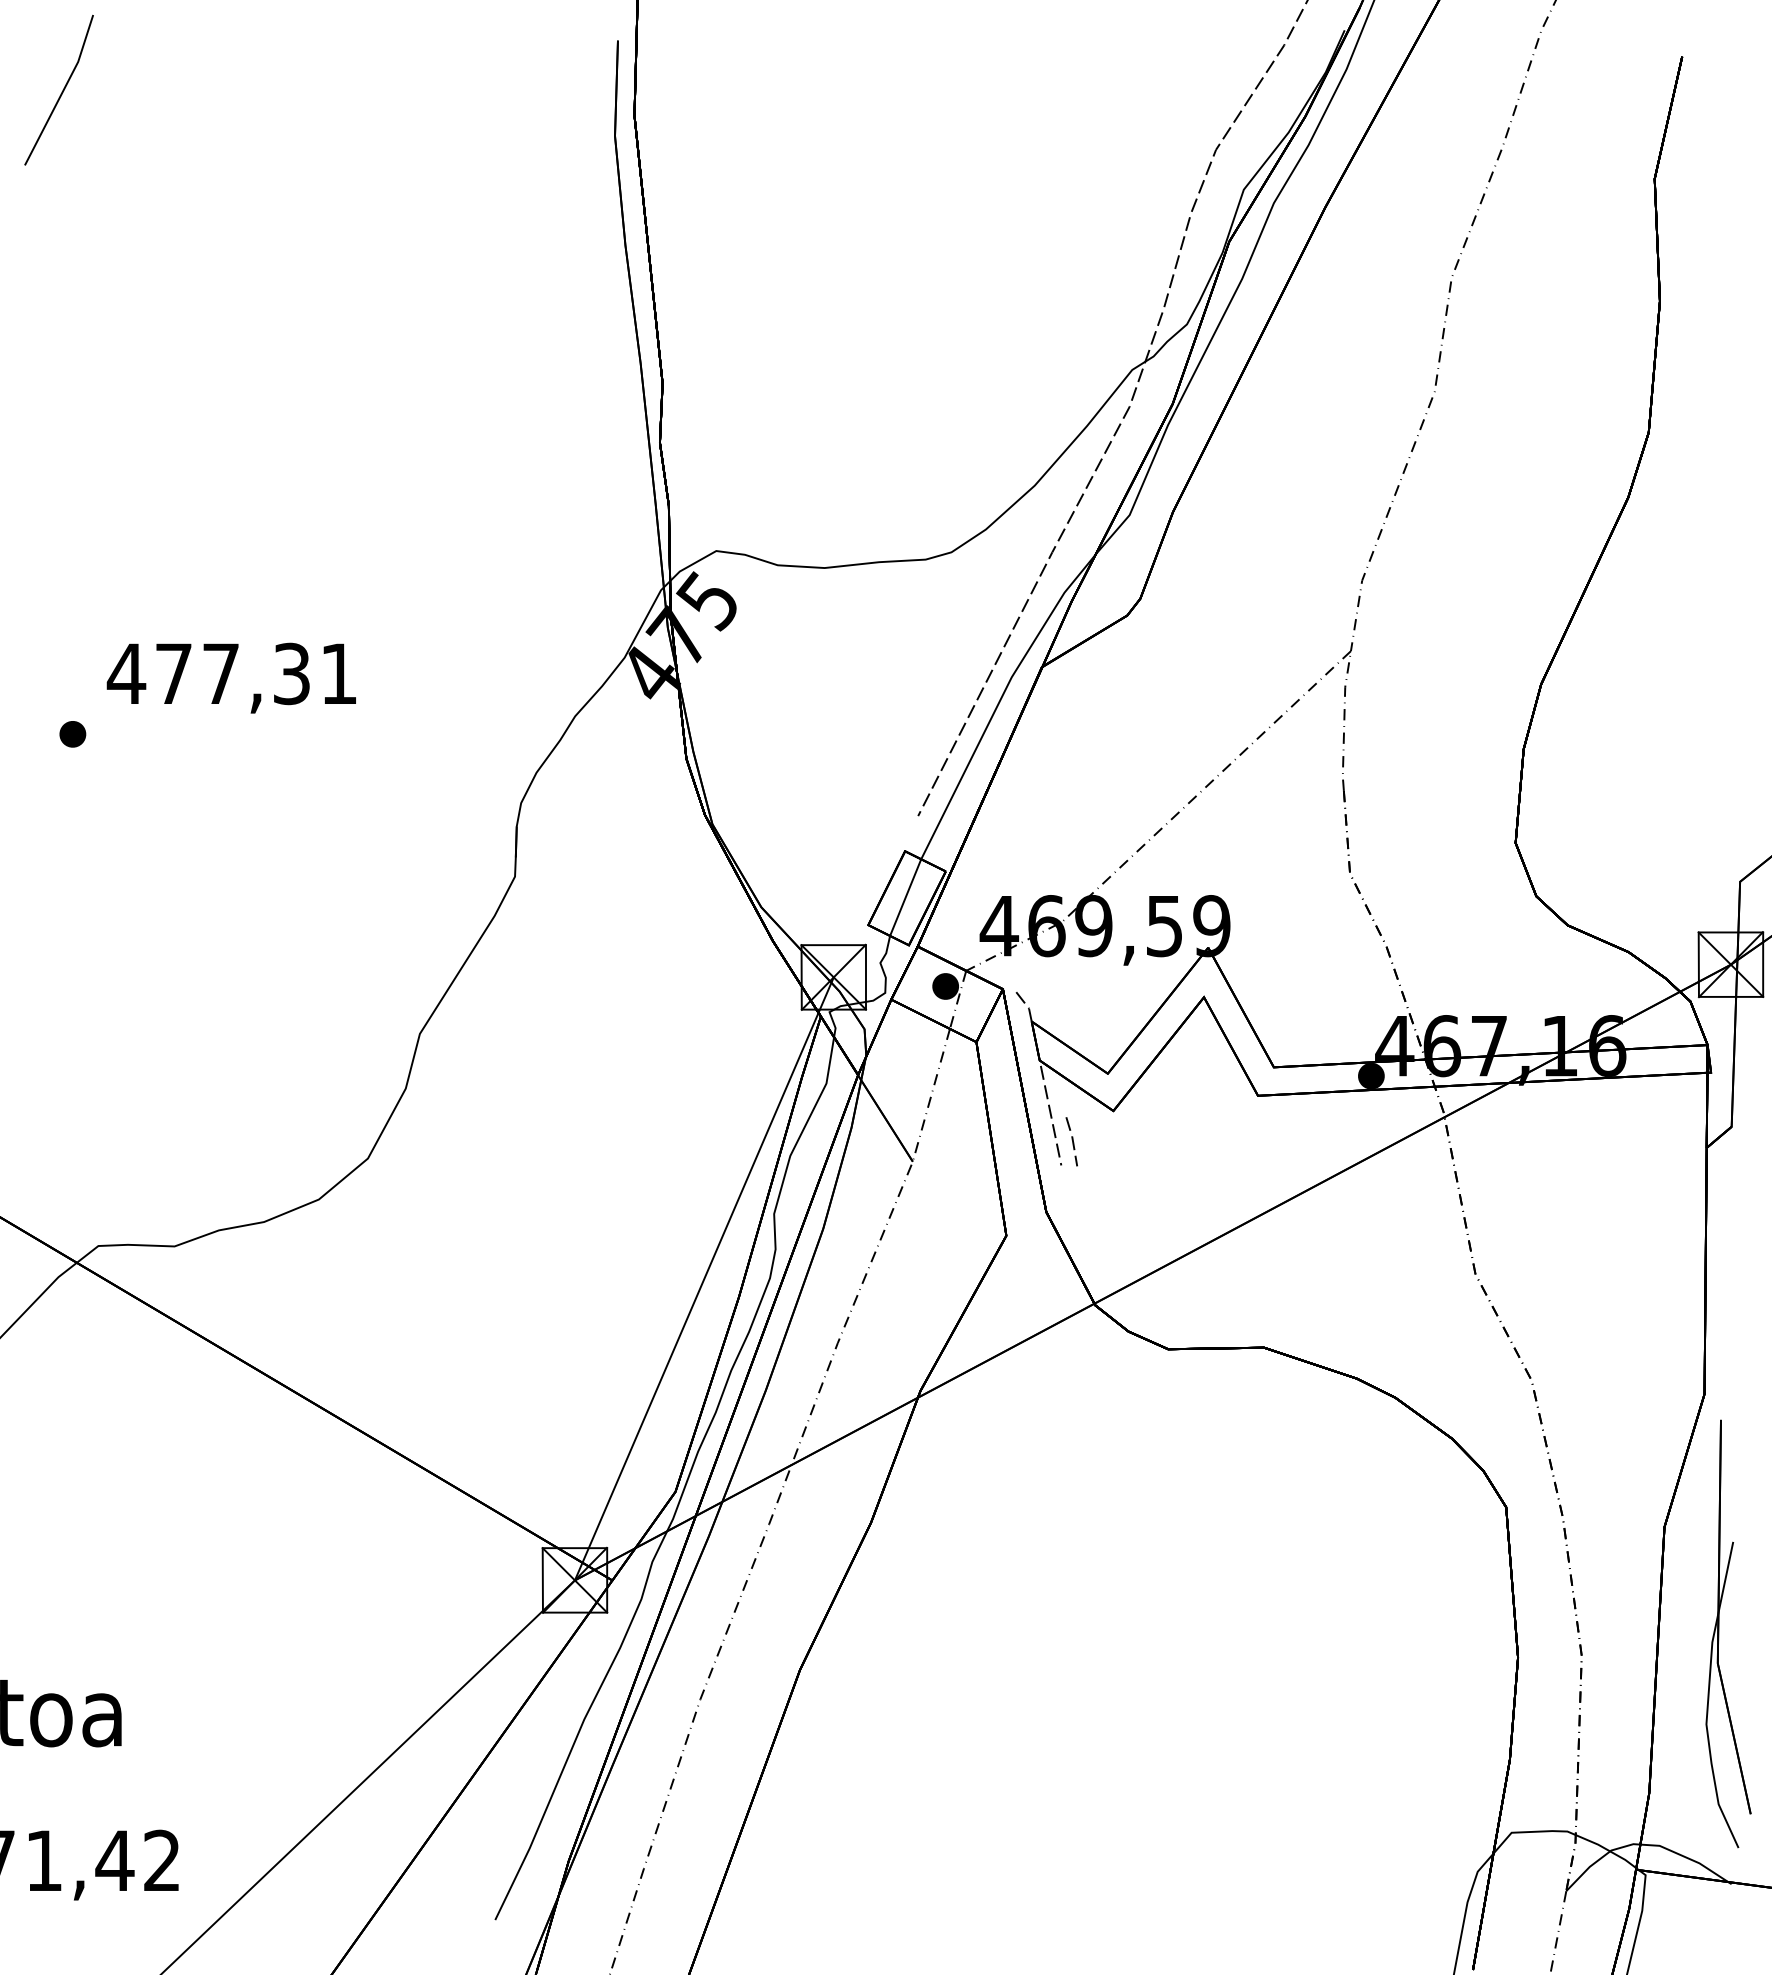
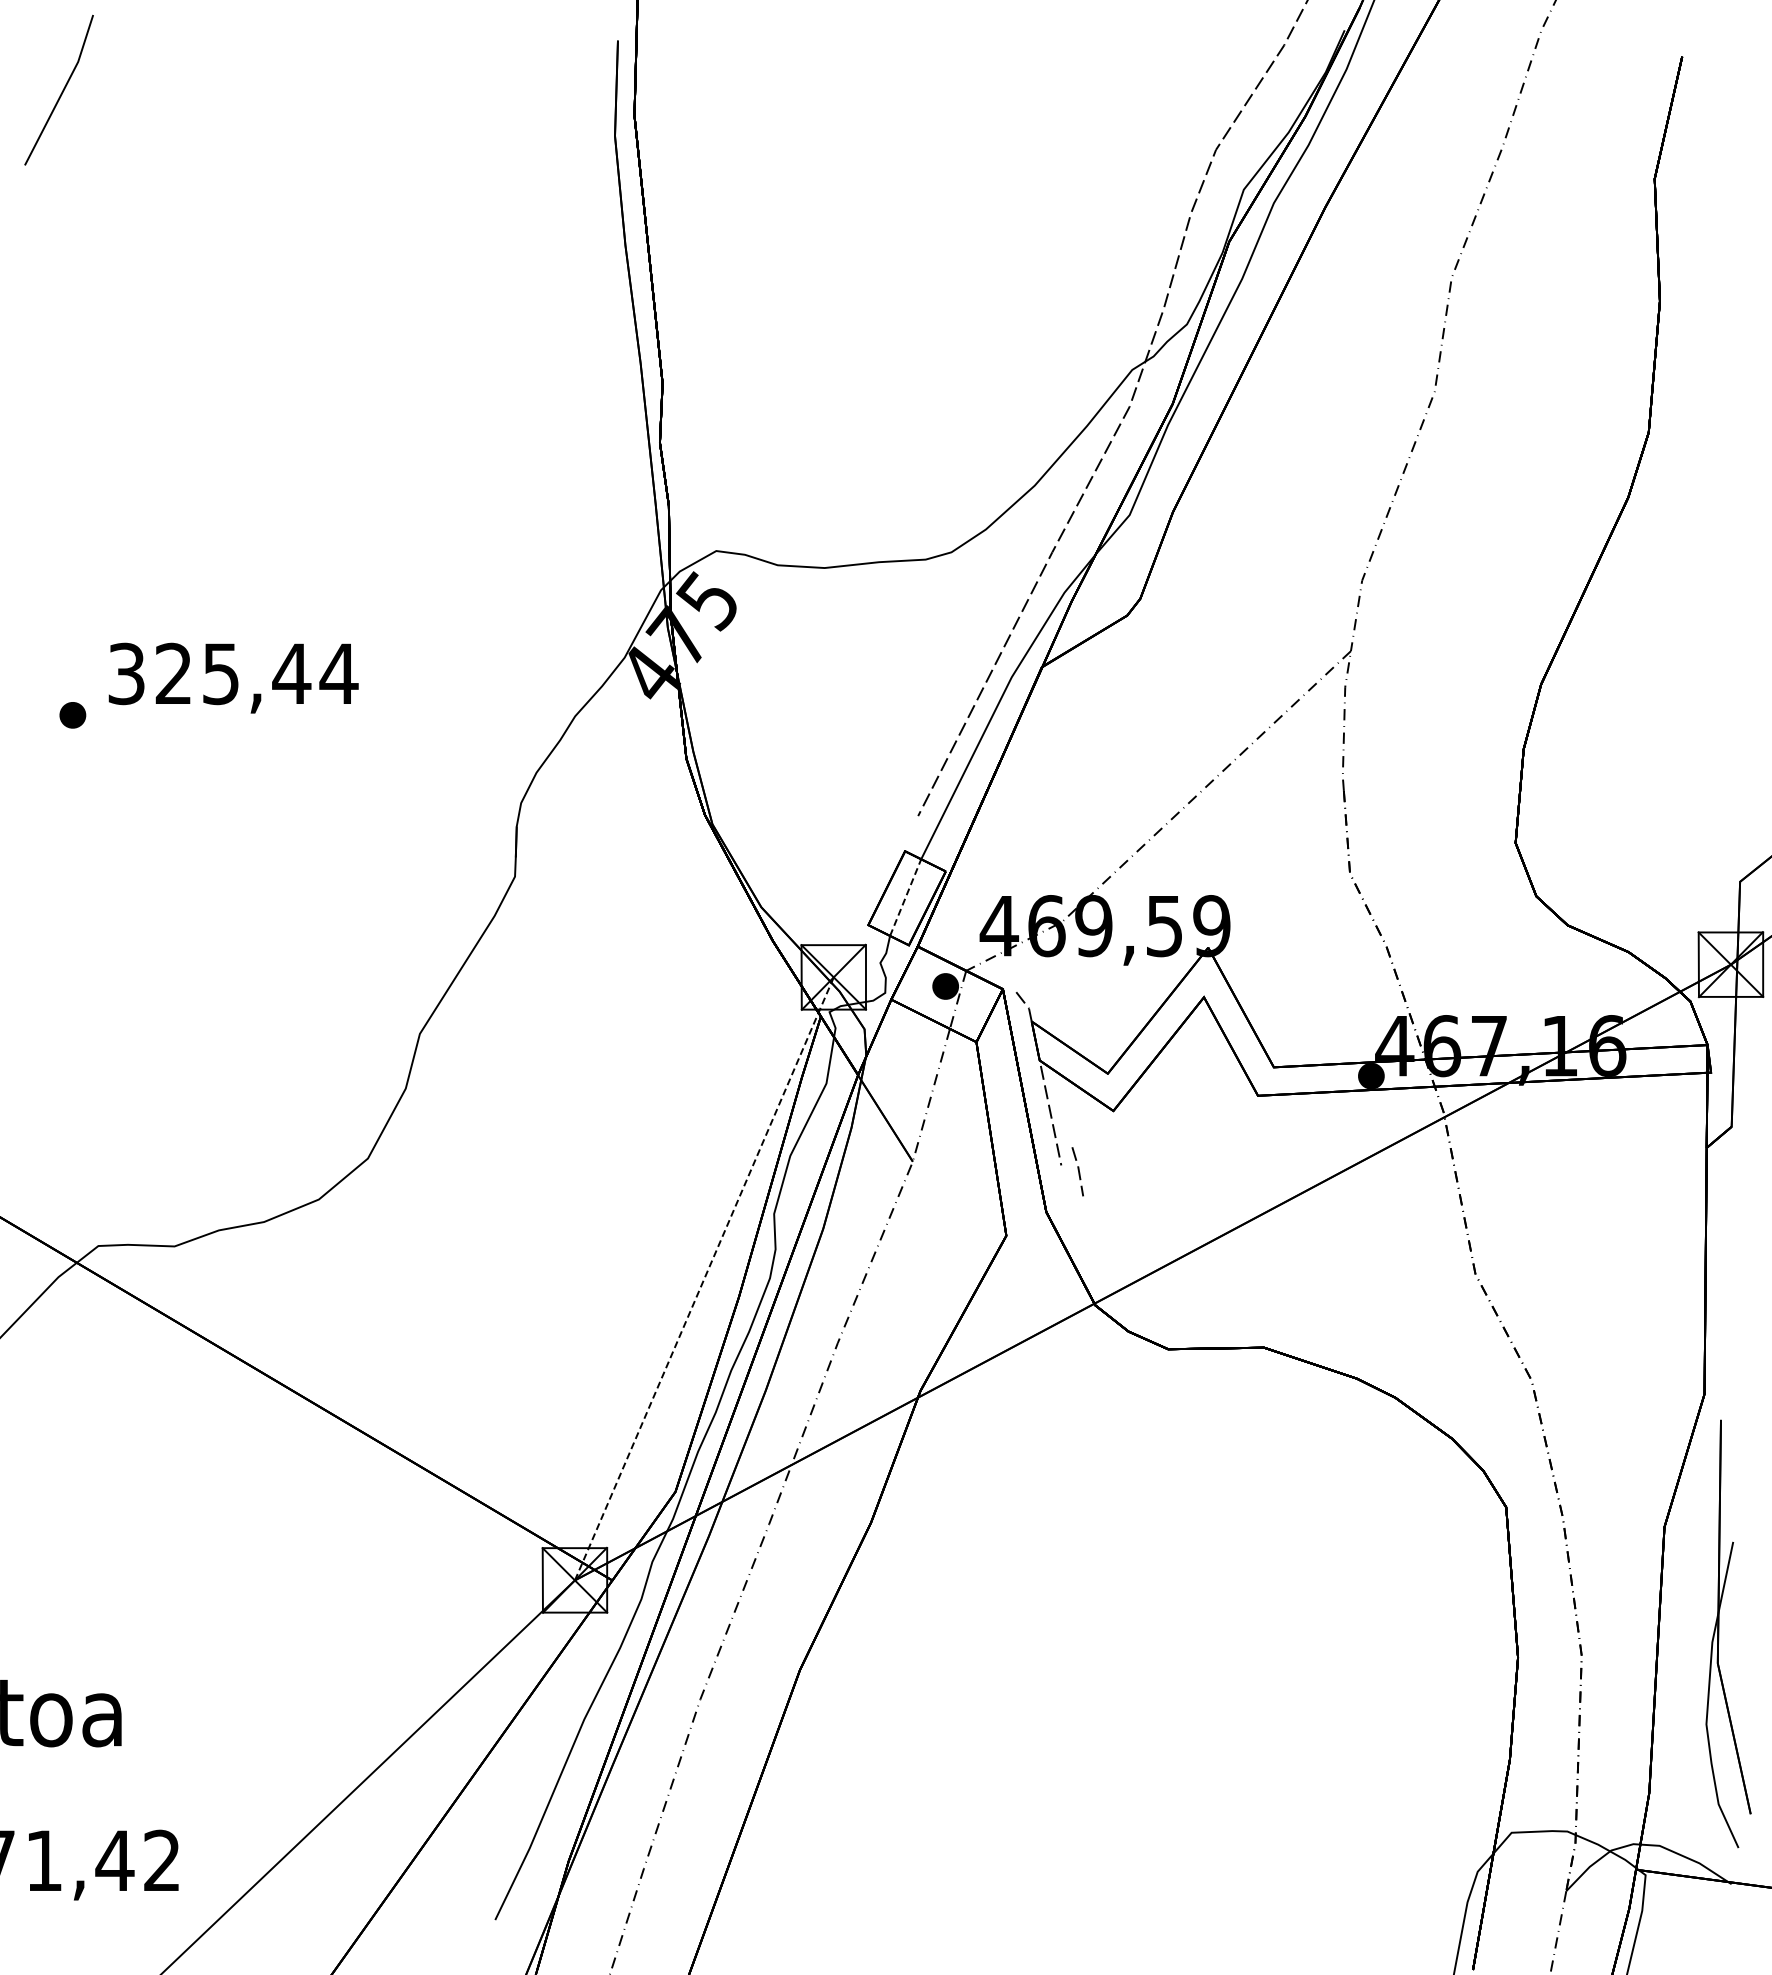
text: 477,31 -> 325,44 (232, 673)
part position: (72, 734) -> (72, 715) (72, 715)
line: solid -> dashed (905, 897)
line position: (1072, 1141) -> (1078, 1171) (1078, 1171)
line: solid -> dashed (704, 1278)
